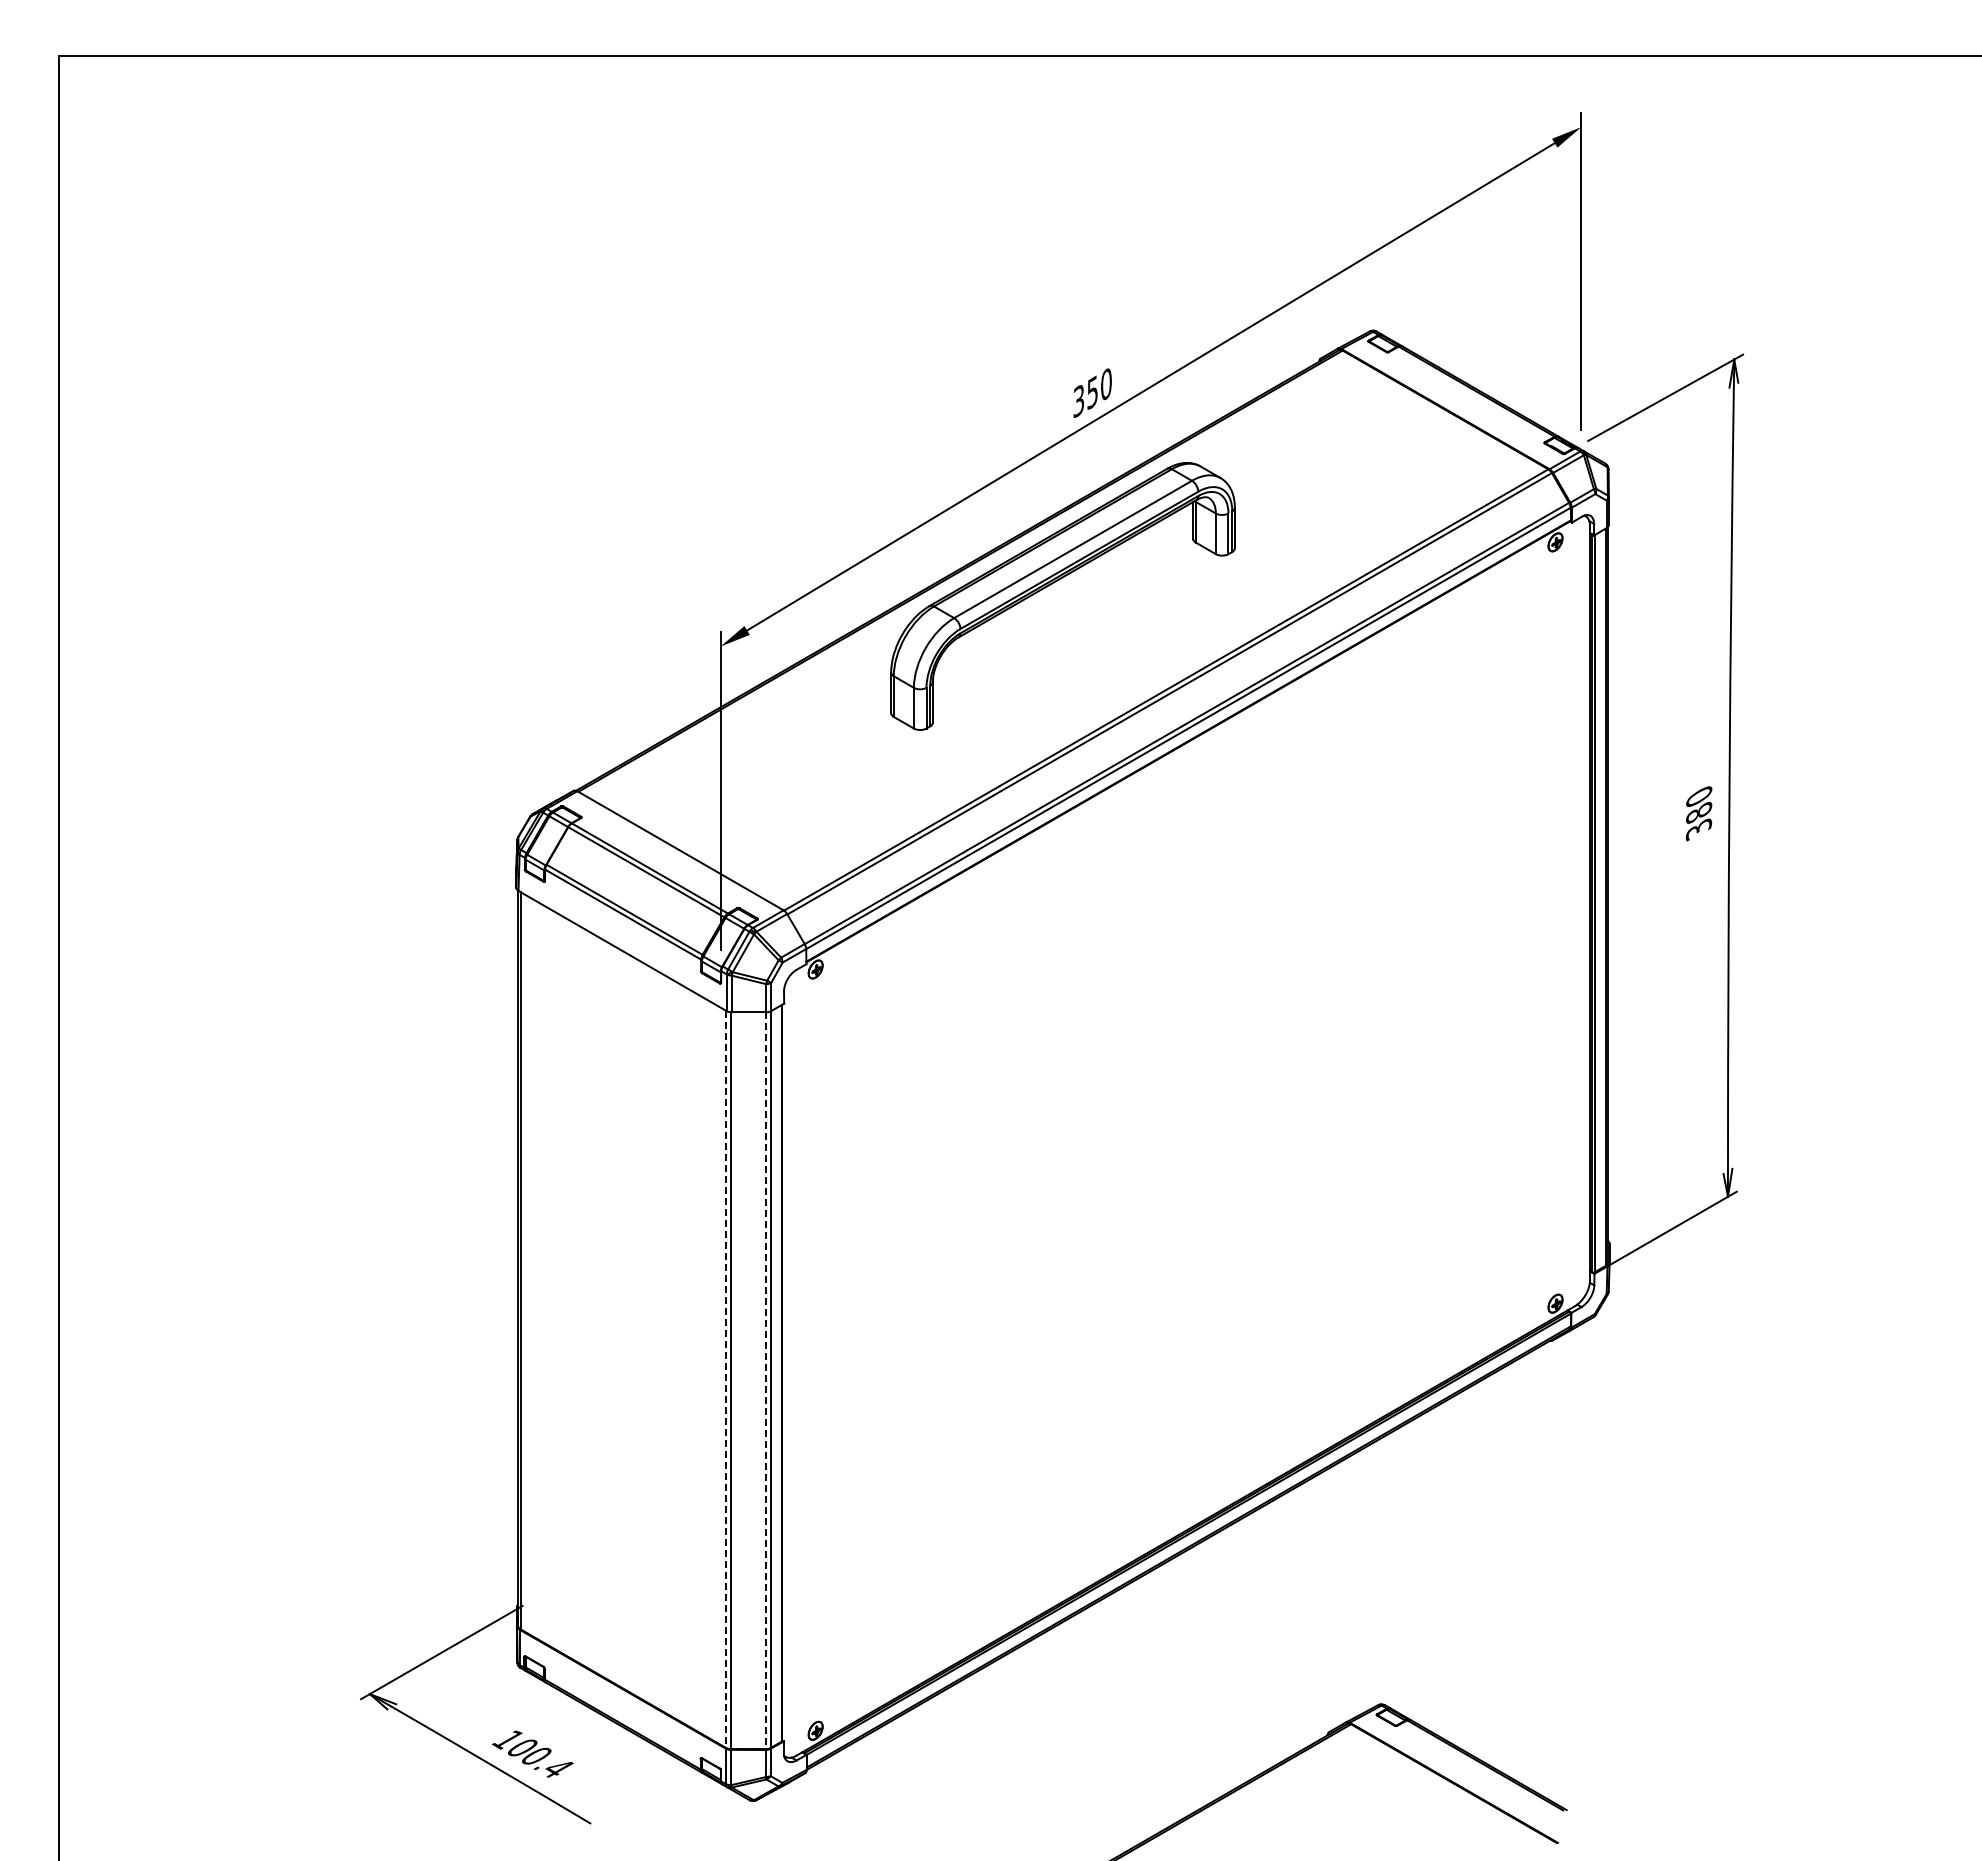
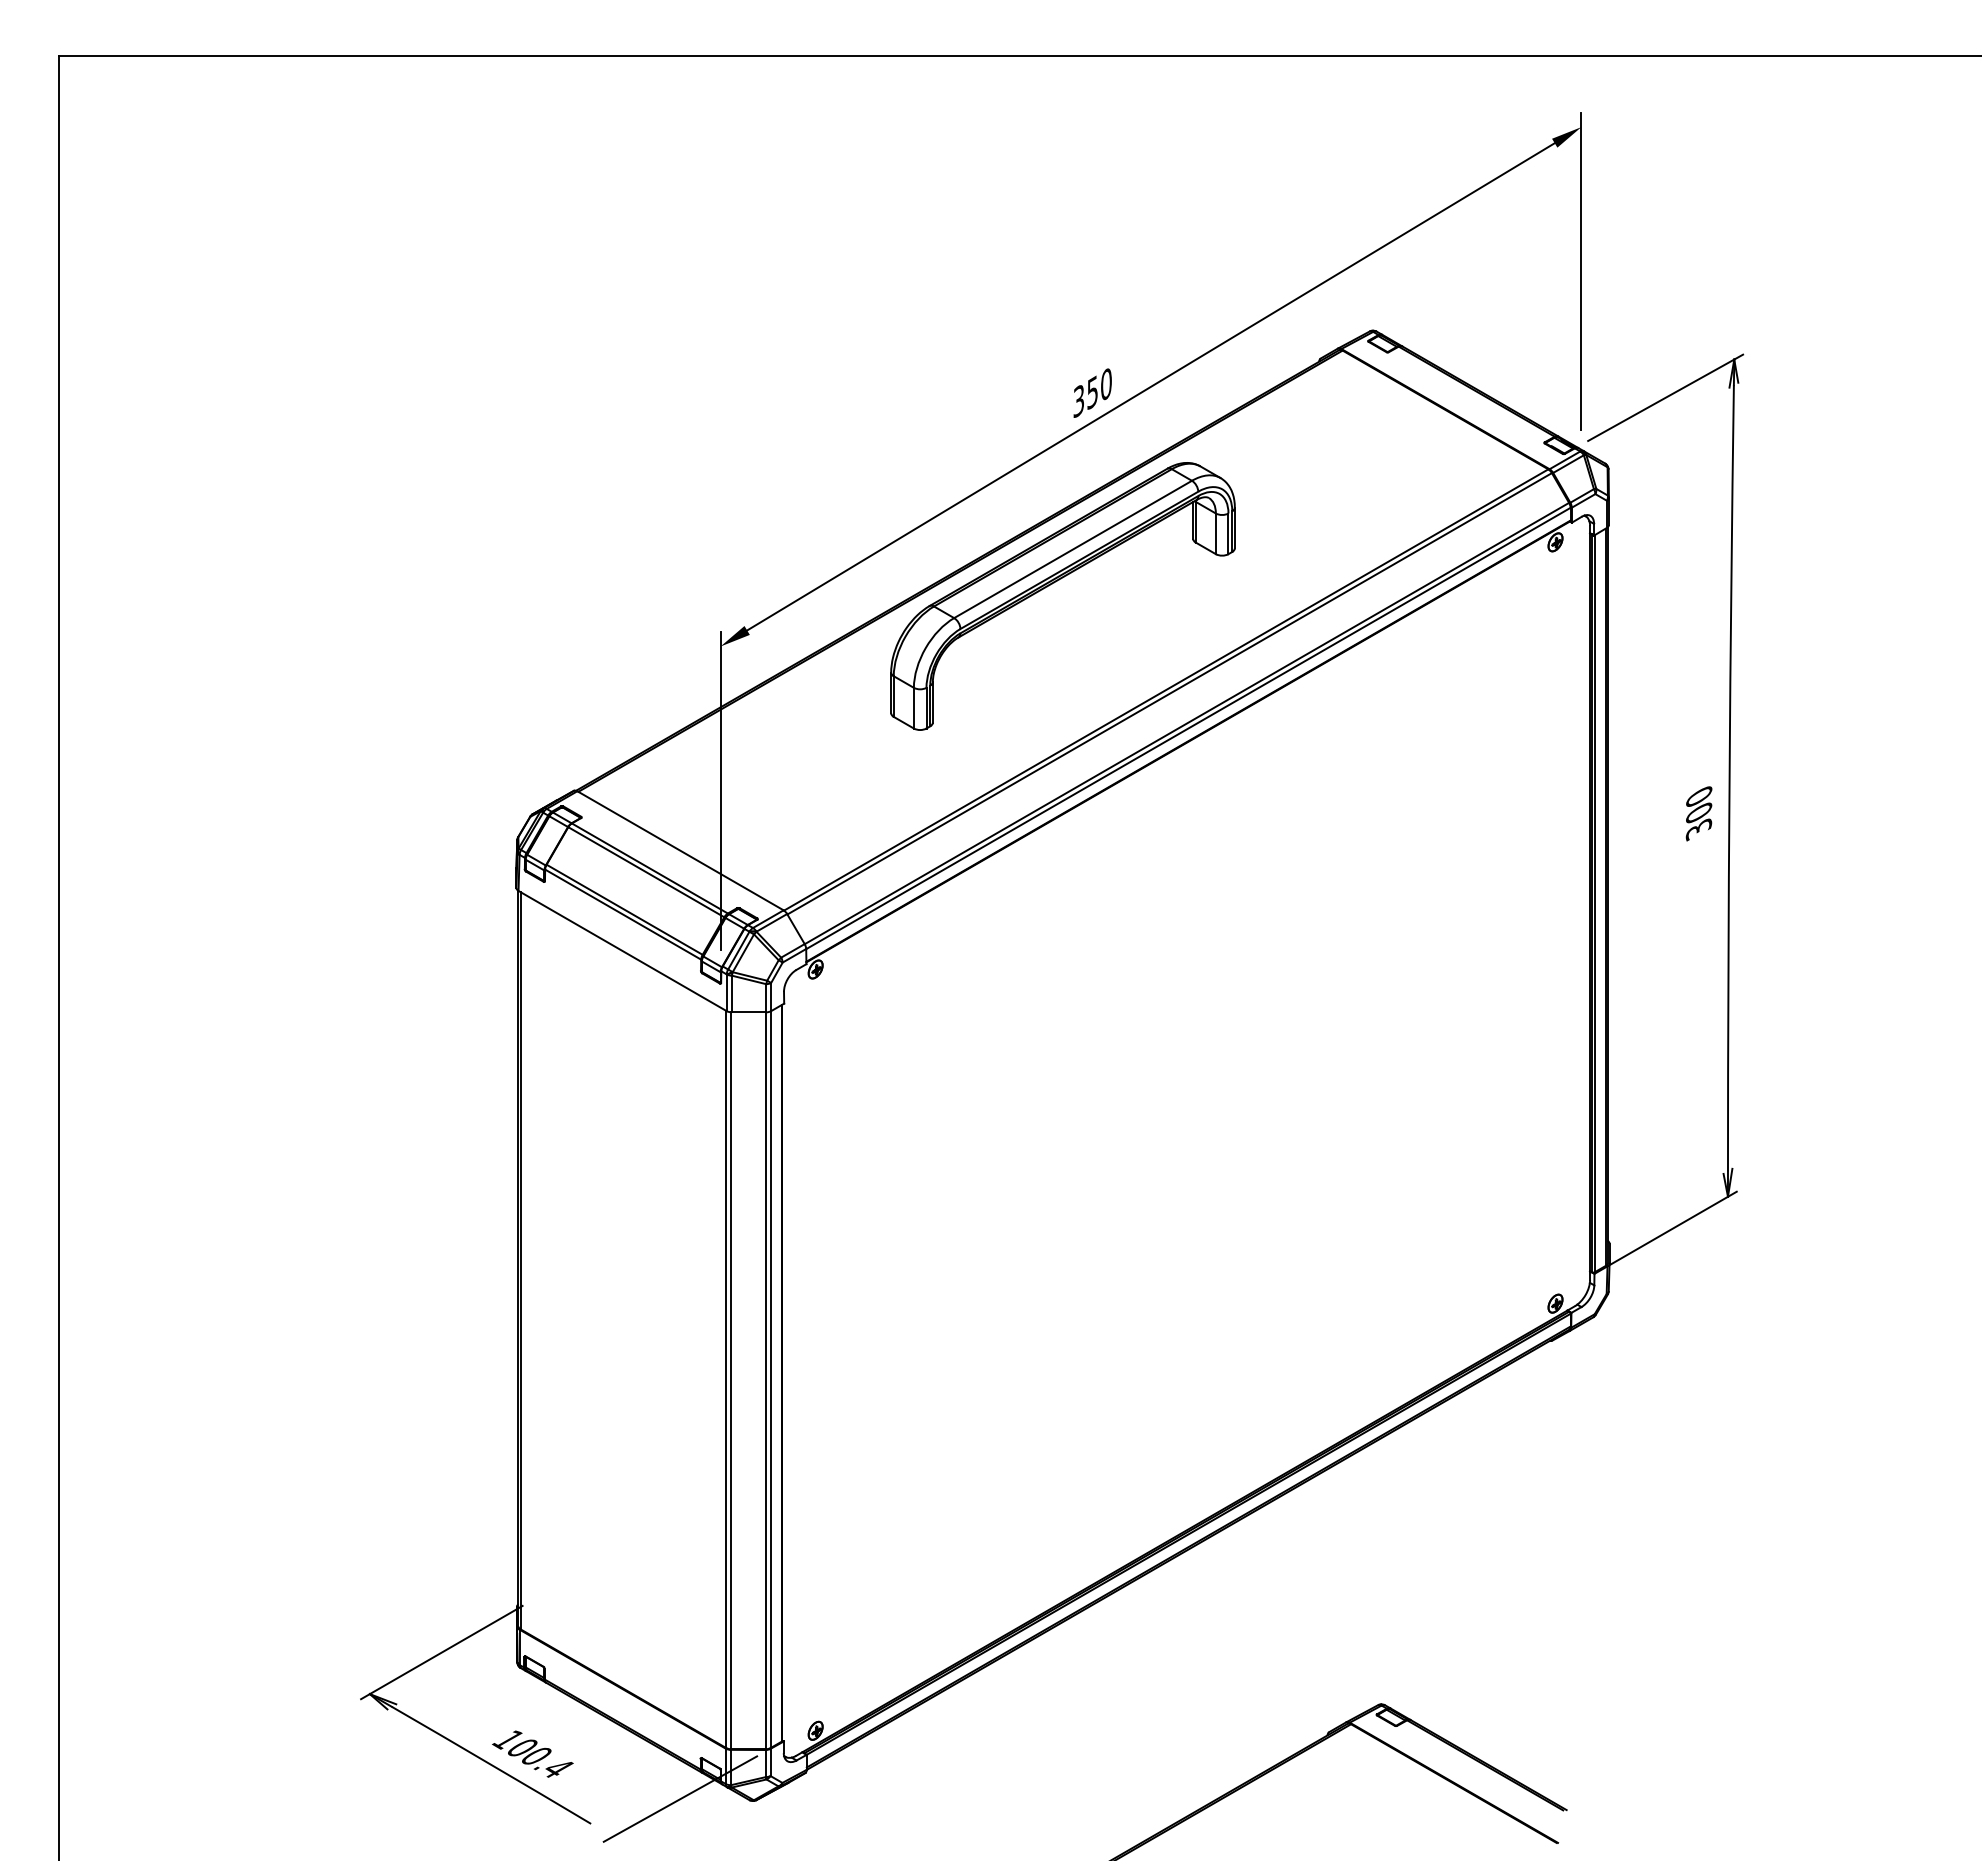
text: 380 -> 300 (1698, 812)
line: dashed -> solid (726, 1379)
line: dashed -> solid (765, 1381)
line: none -> present (680, 1798)
